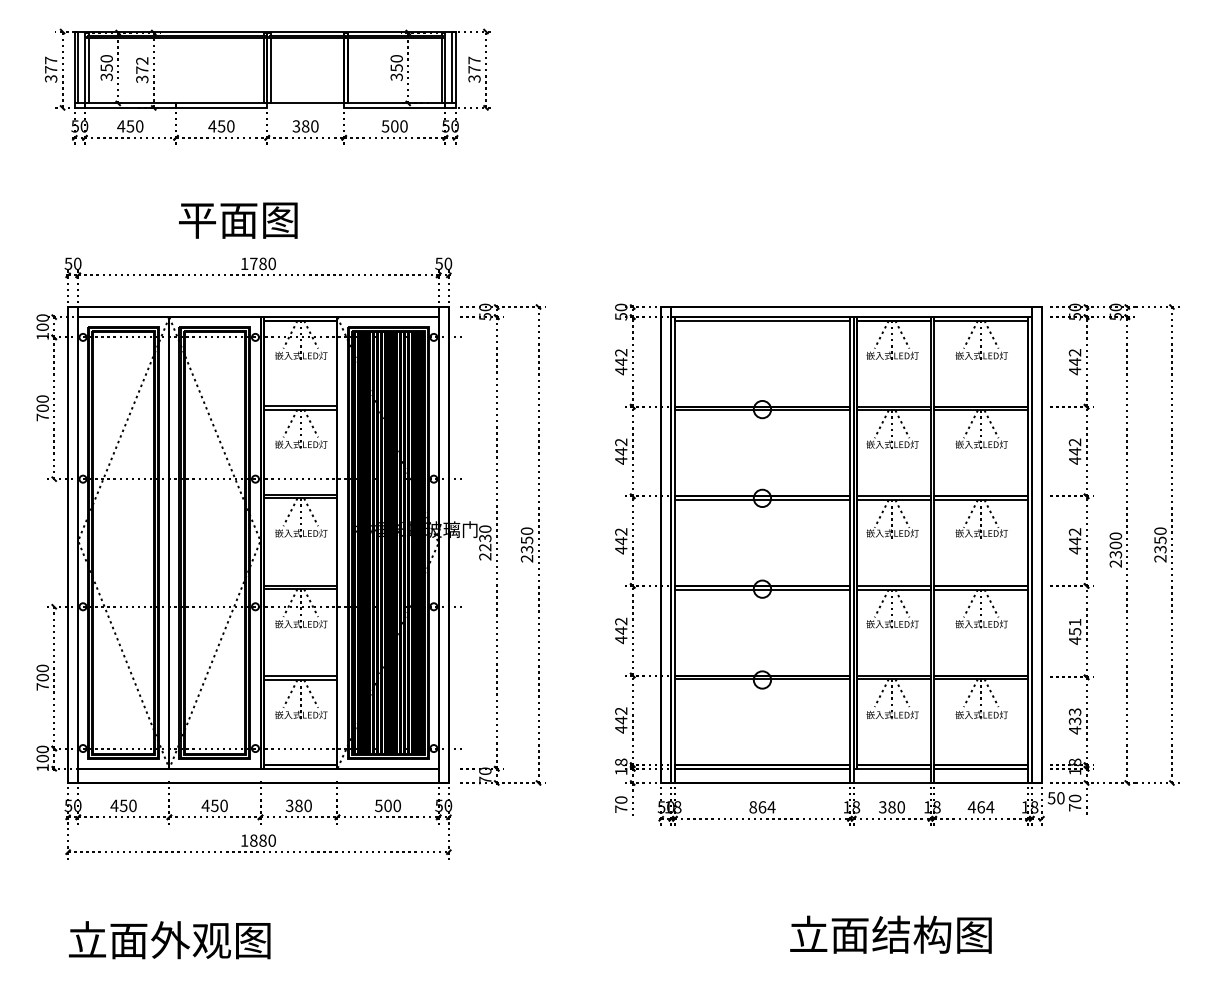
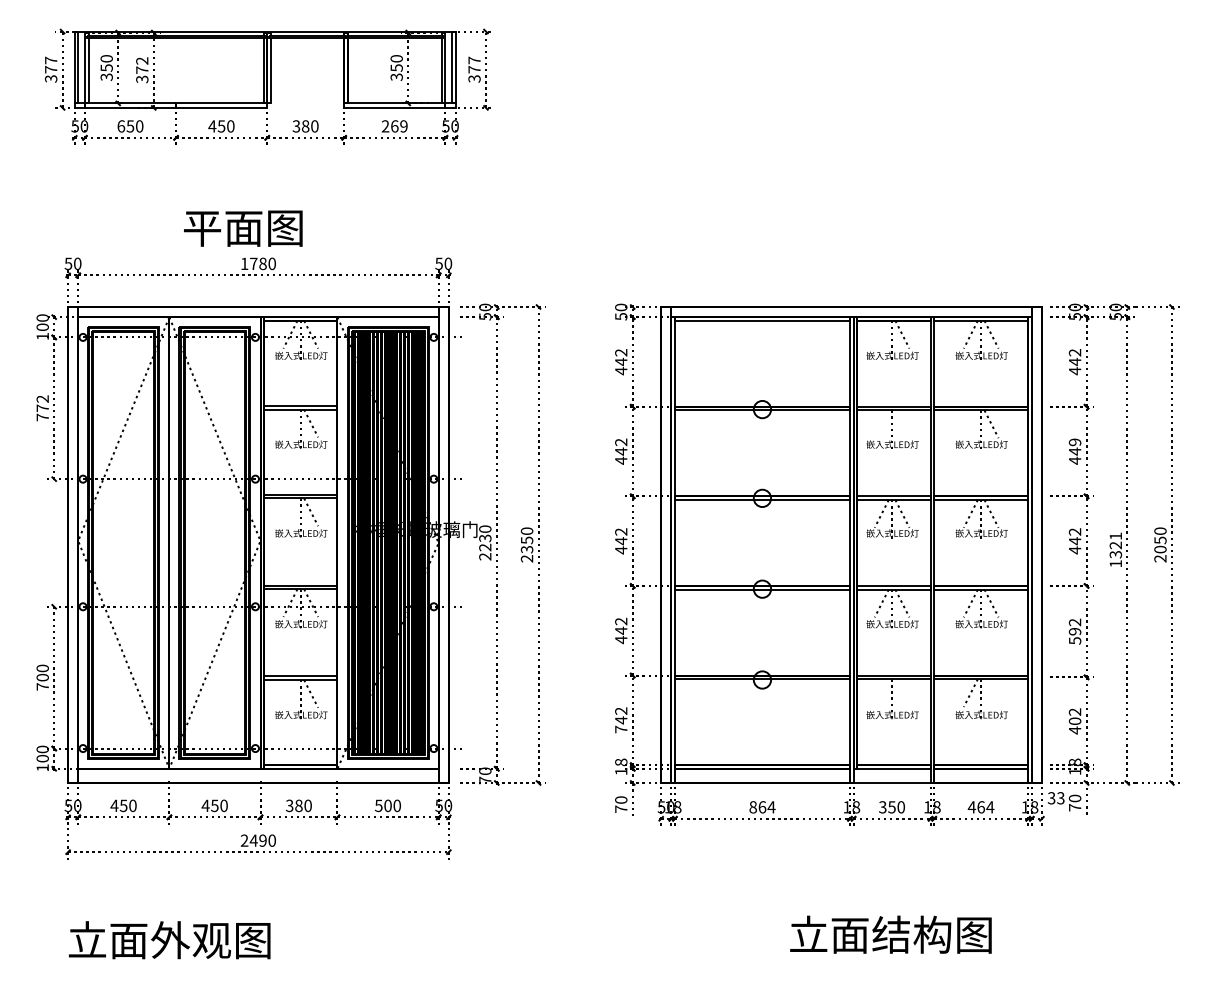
line: present -> none (307, 103)
text: 450 -> 650 (121, 126)
text: 500 -> 269 (394, 126)
text position: (238, 220) -> (243, 228) (243, 228)
line: present -> none (881, 334)
text: 700 -> 772 (42, 403)
line: present -> none (290, 423)
line: present -> none (881, 424)
line: present -> none (902, 424)
line: present -> none (970, 424)
text: 442 -> 449 (1075, 442)
line: present -> none (290, 512)
text: 2300 -> 1321 (1115, 549)
text: 2350 -> 2050 (1160, 549)
text: 451 -> 592 (1074, 631)
line: present -> none (881, 692)
line: present -> none (902, 692)
line: present -> none (991, 692)
line: present -> none (290, 693)
text: 433 -> 402 (1075, 716)
text: 442 -> 742 (621, 729)
text: 50 -> 33 (1056, 798)
text: 380 -> 350 (891, 807)
text: 1880 -> 2490 (253, 840)
